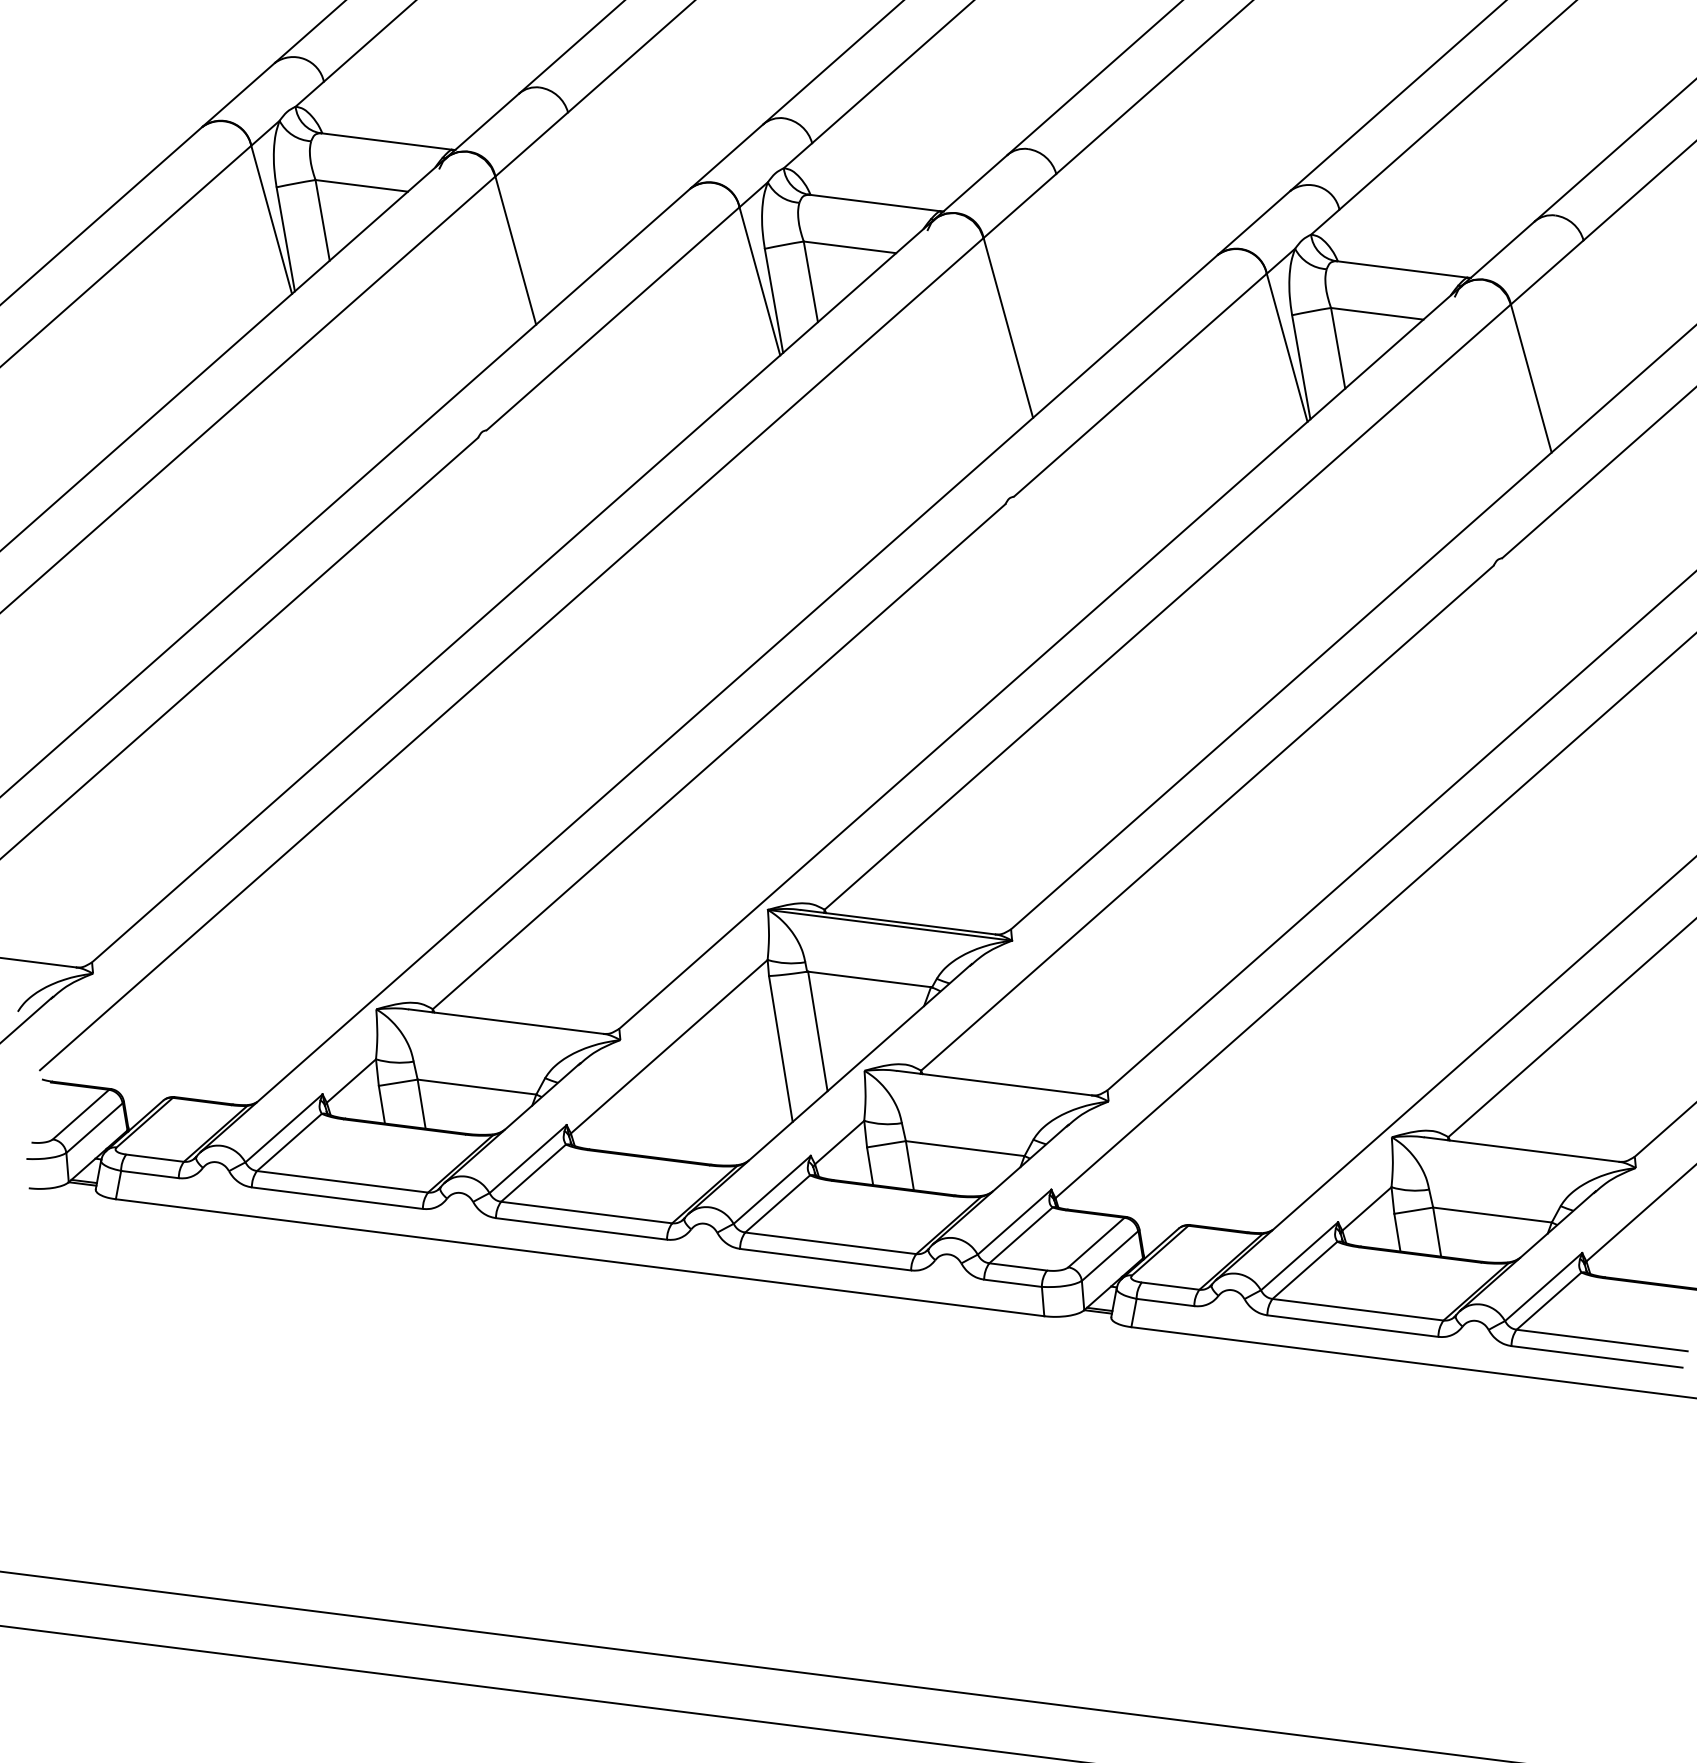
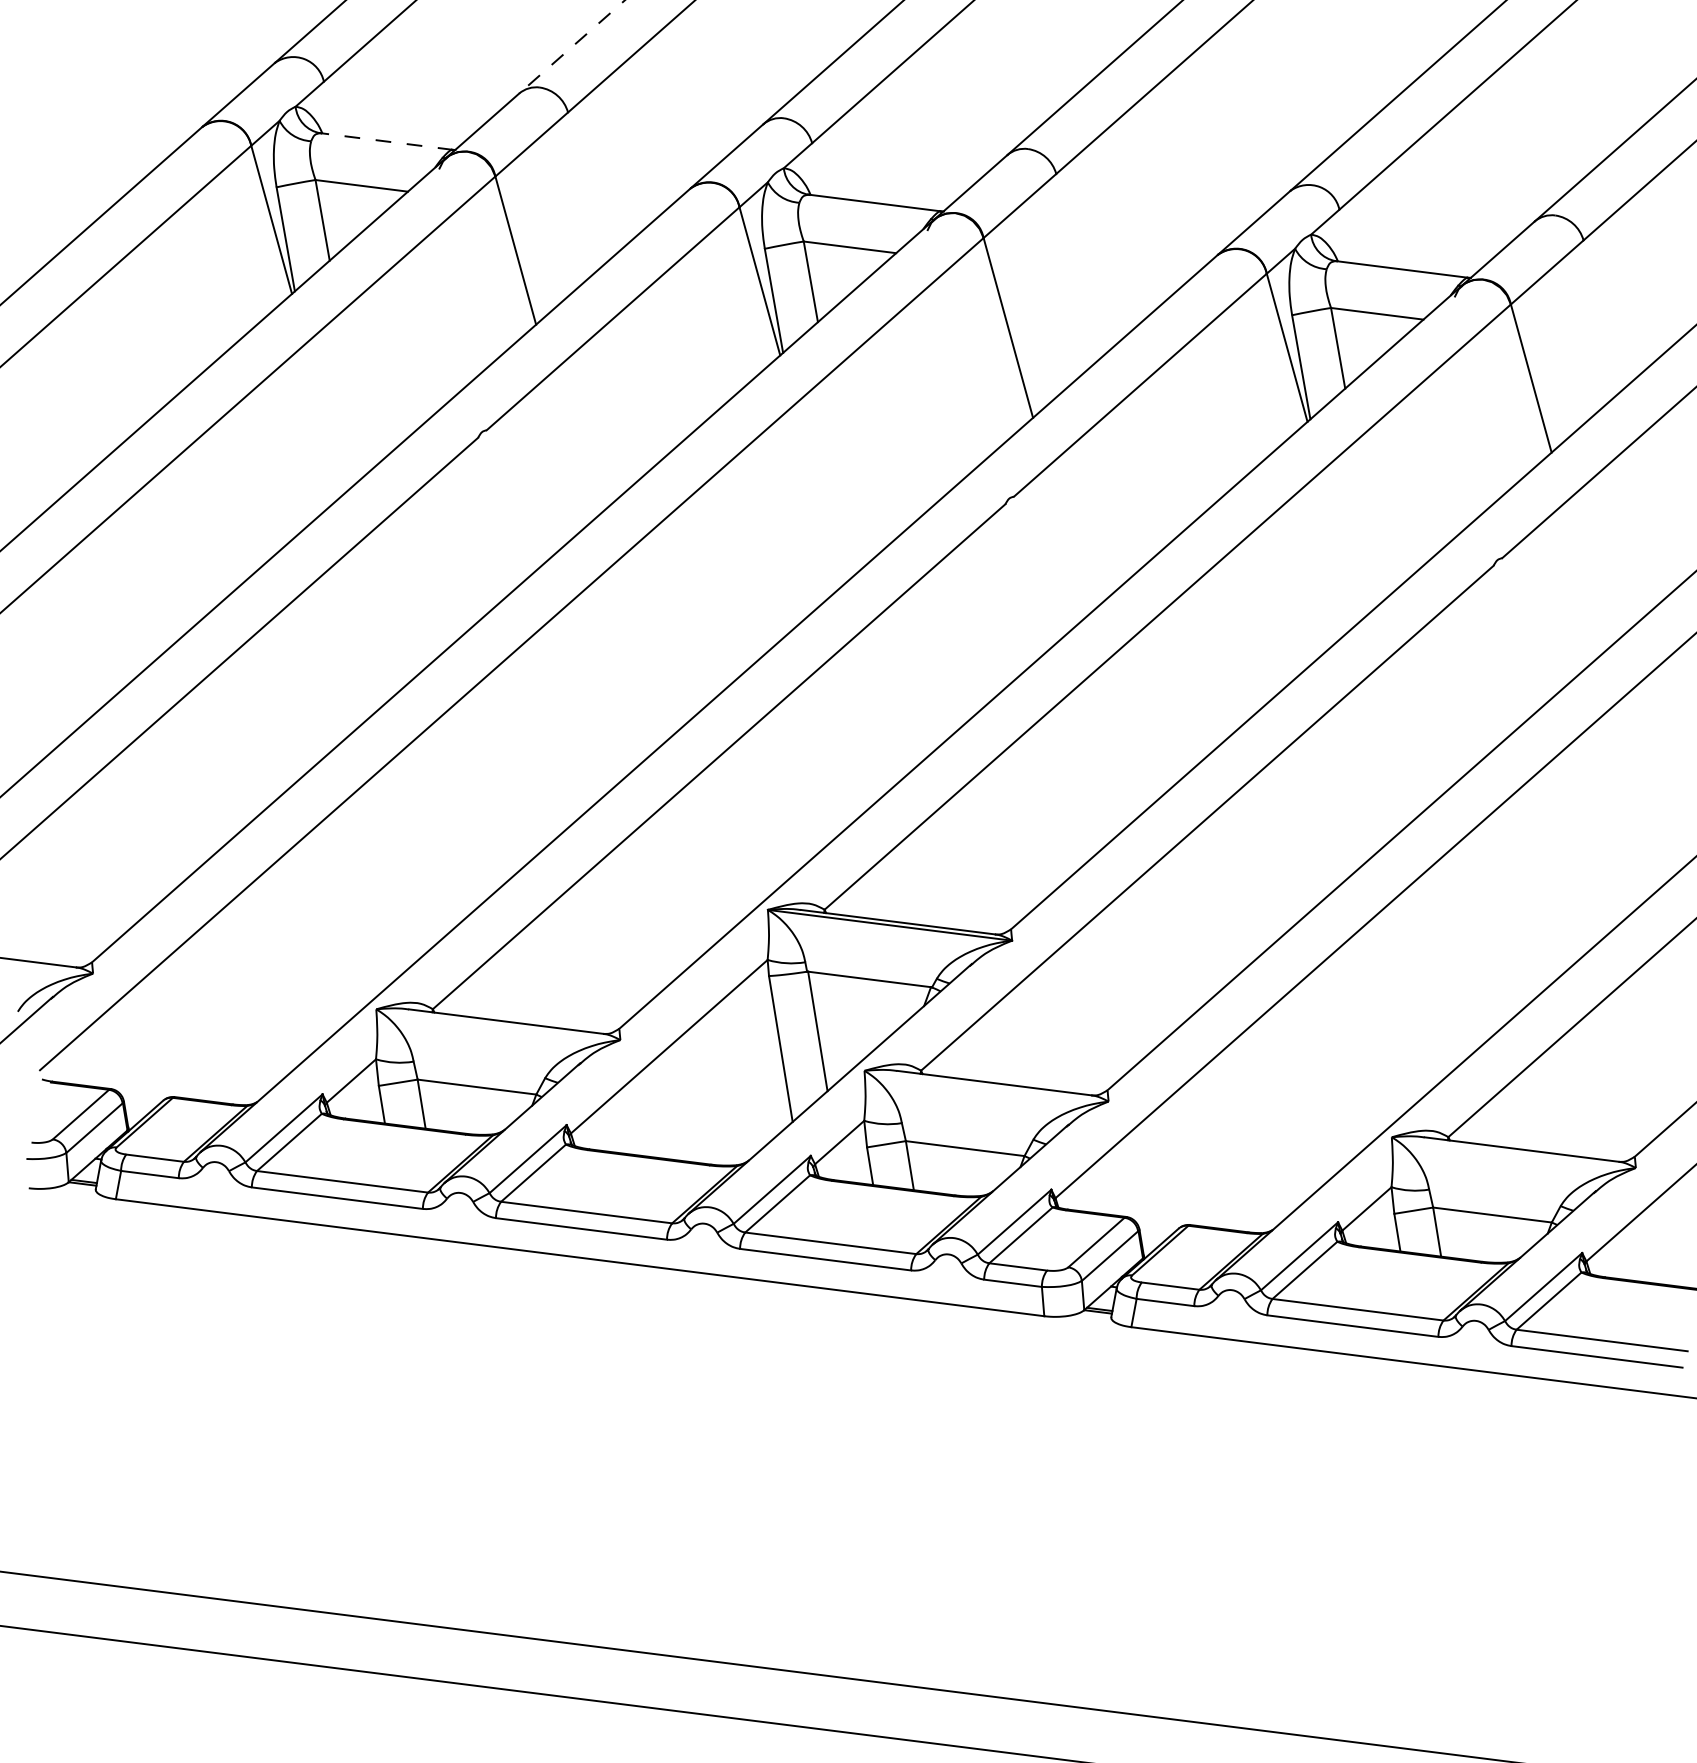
line: solid -> dashed (571, 47)
line: solid -> dashed (386, 141)
